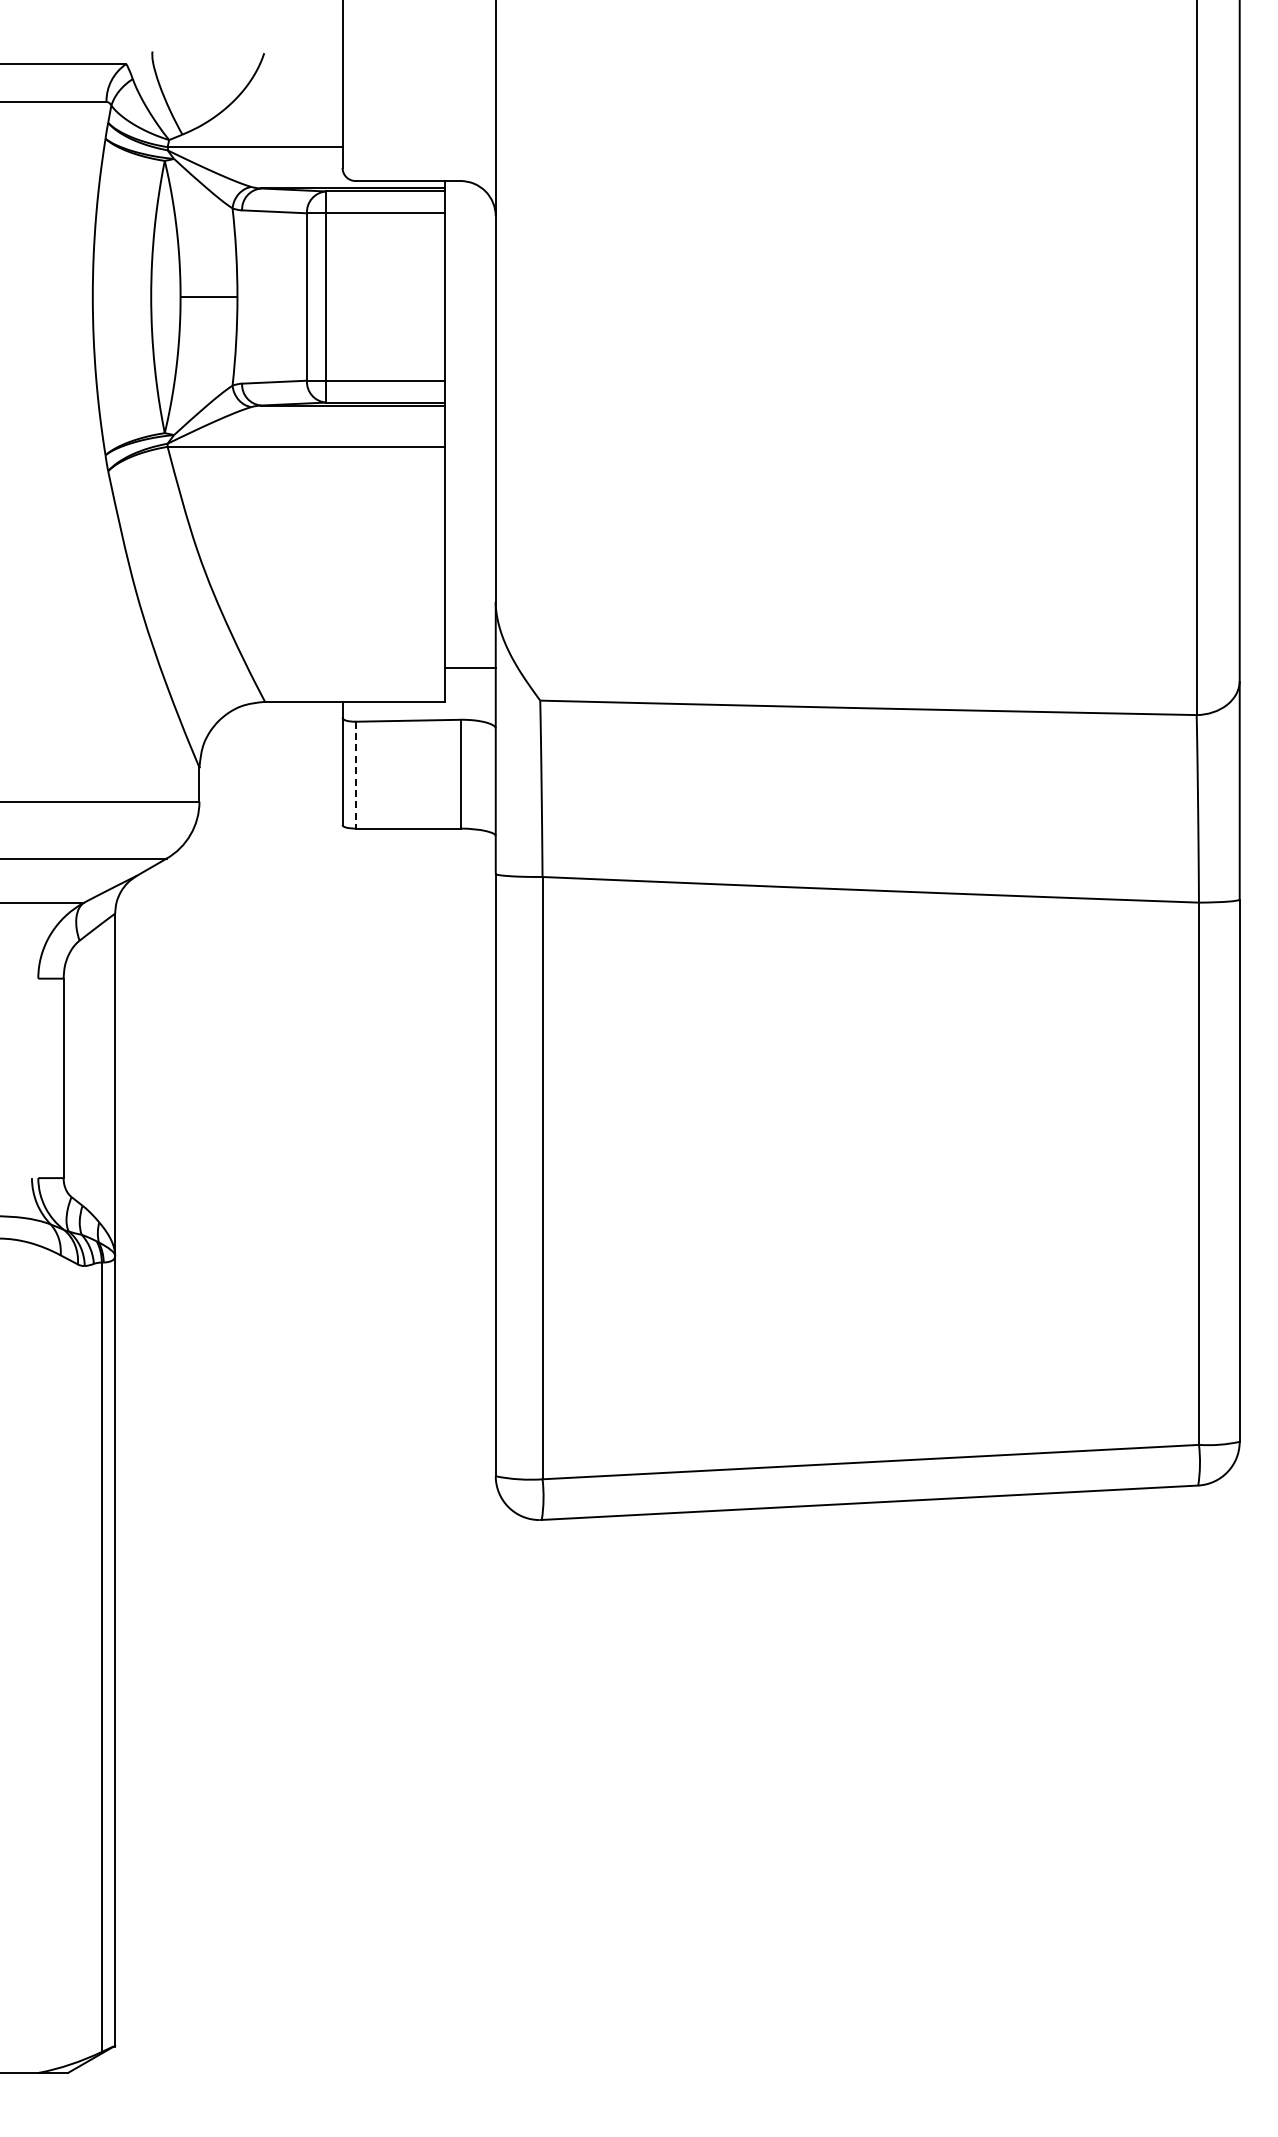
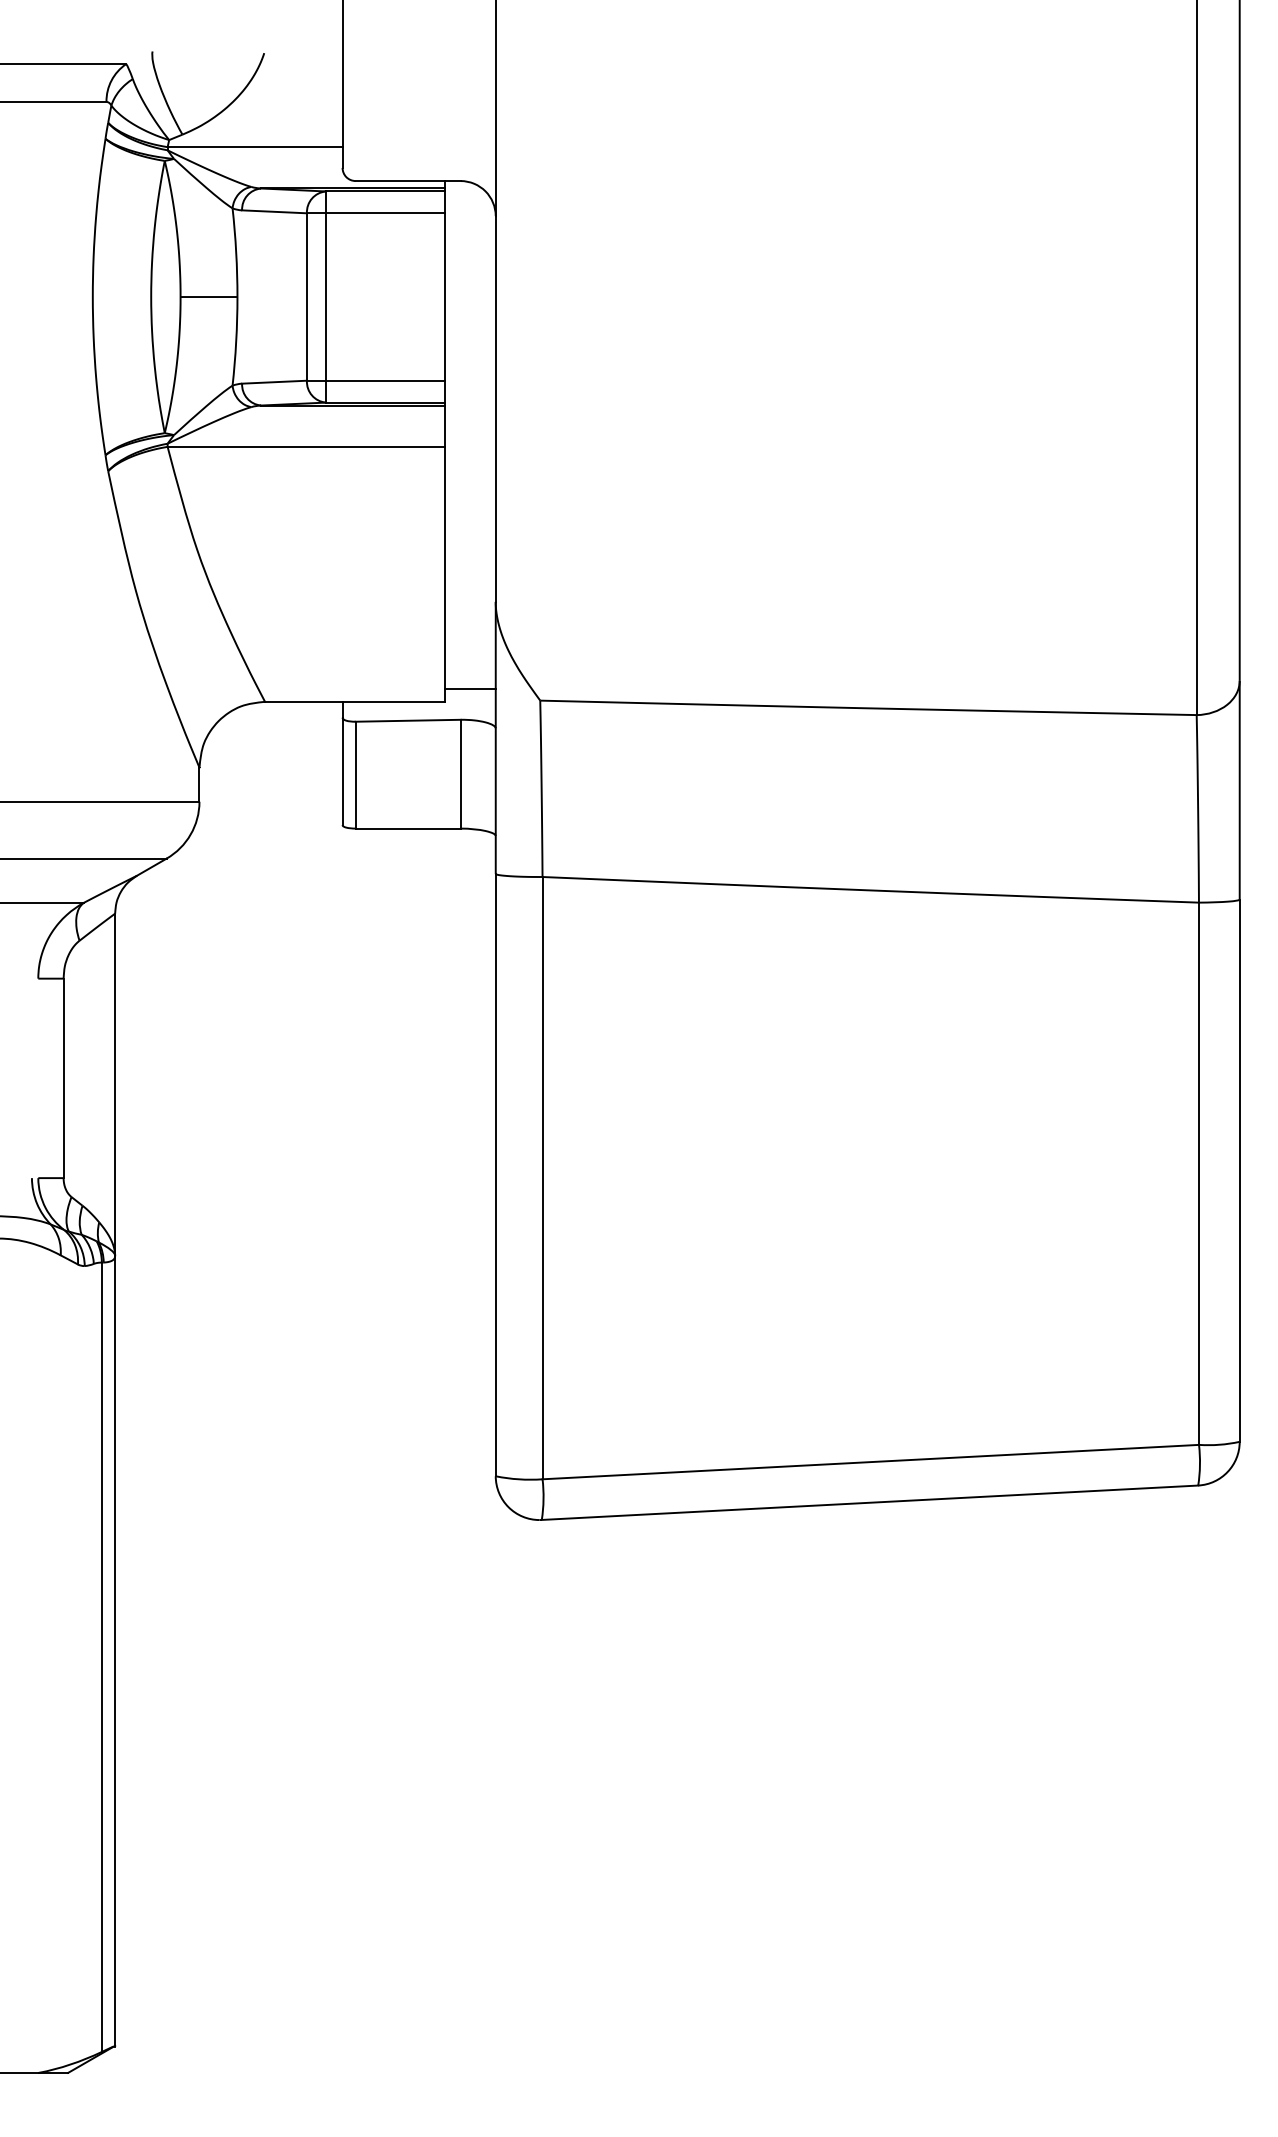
line position: (470, 667) -> (470, 688) (470, 688)
line: dashed -> solid (355, 775)
